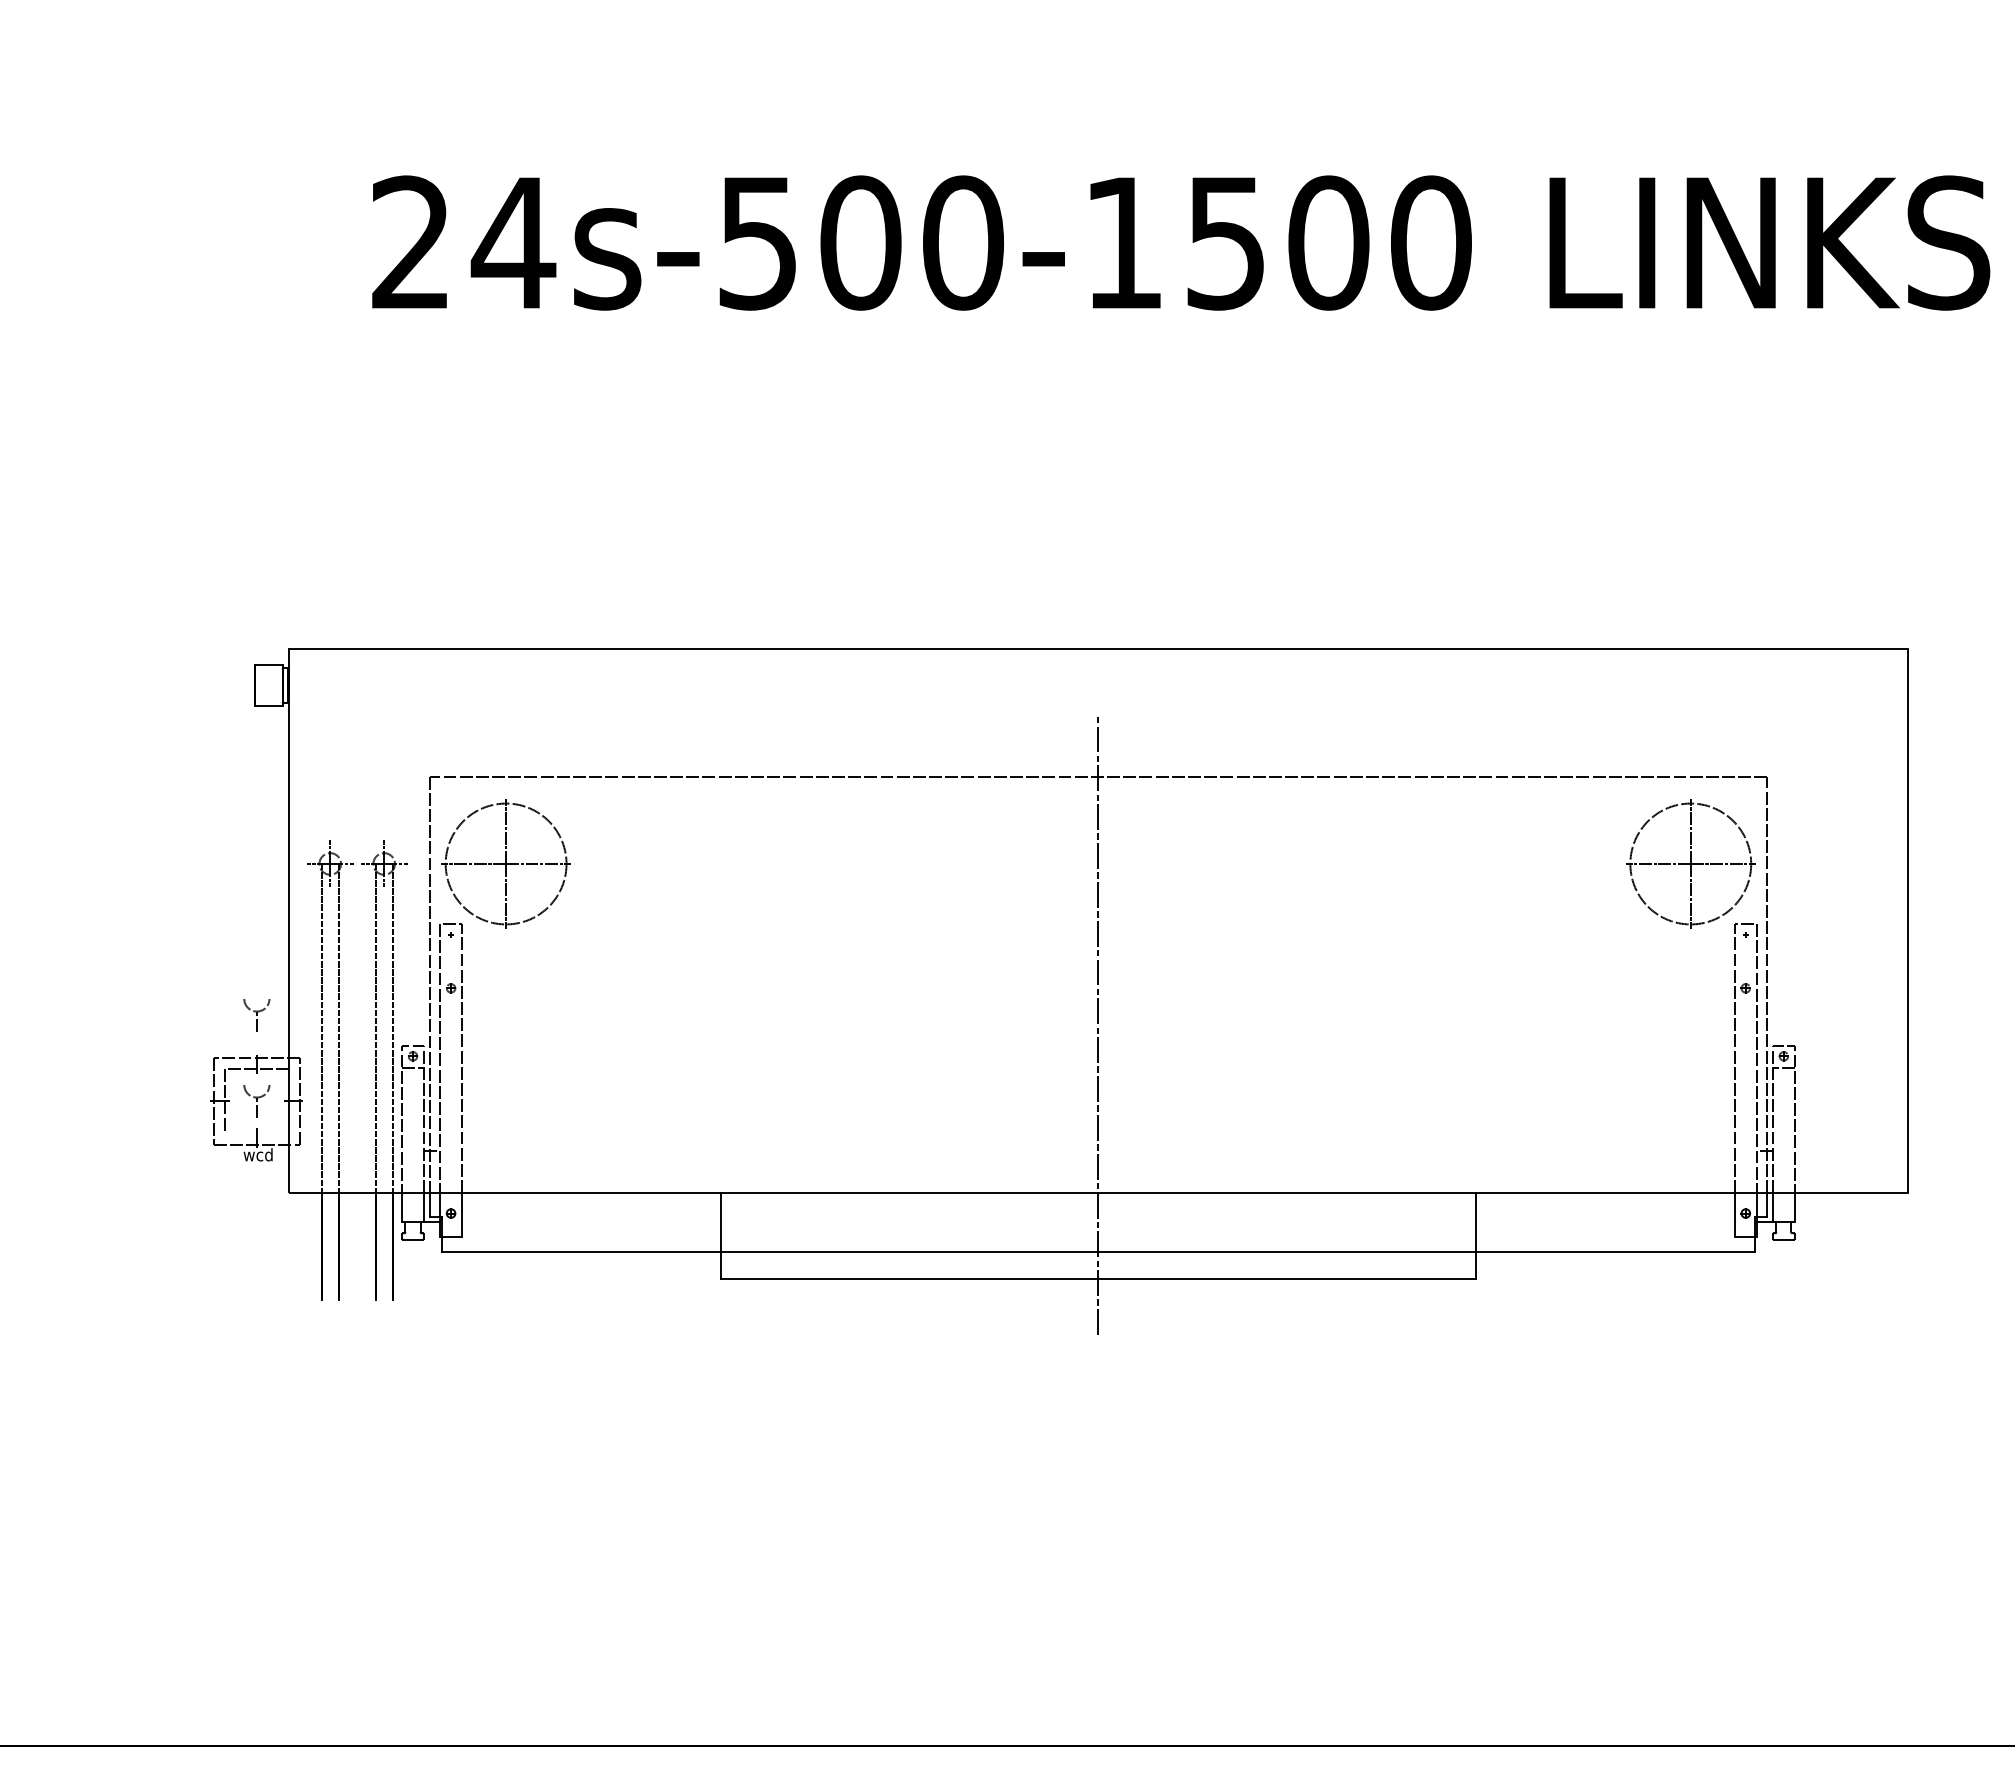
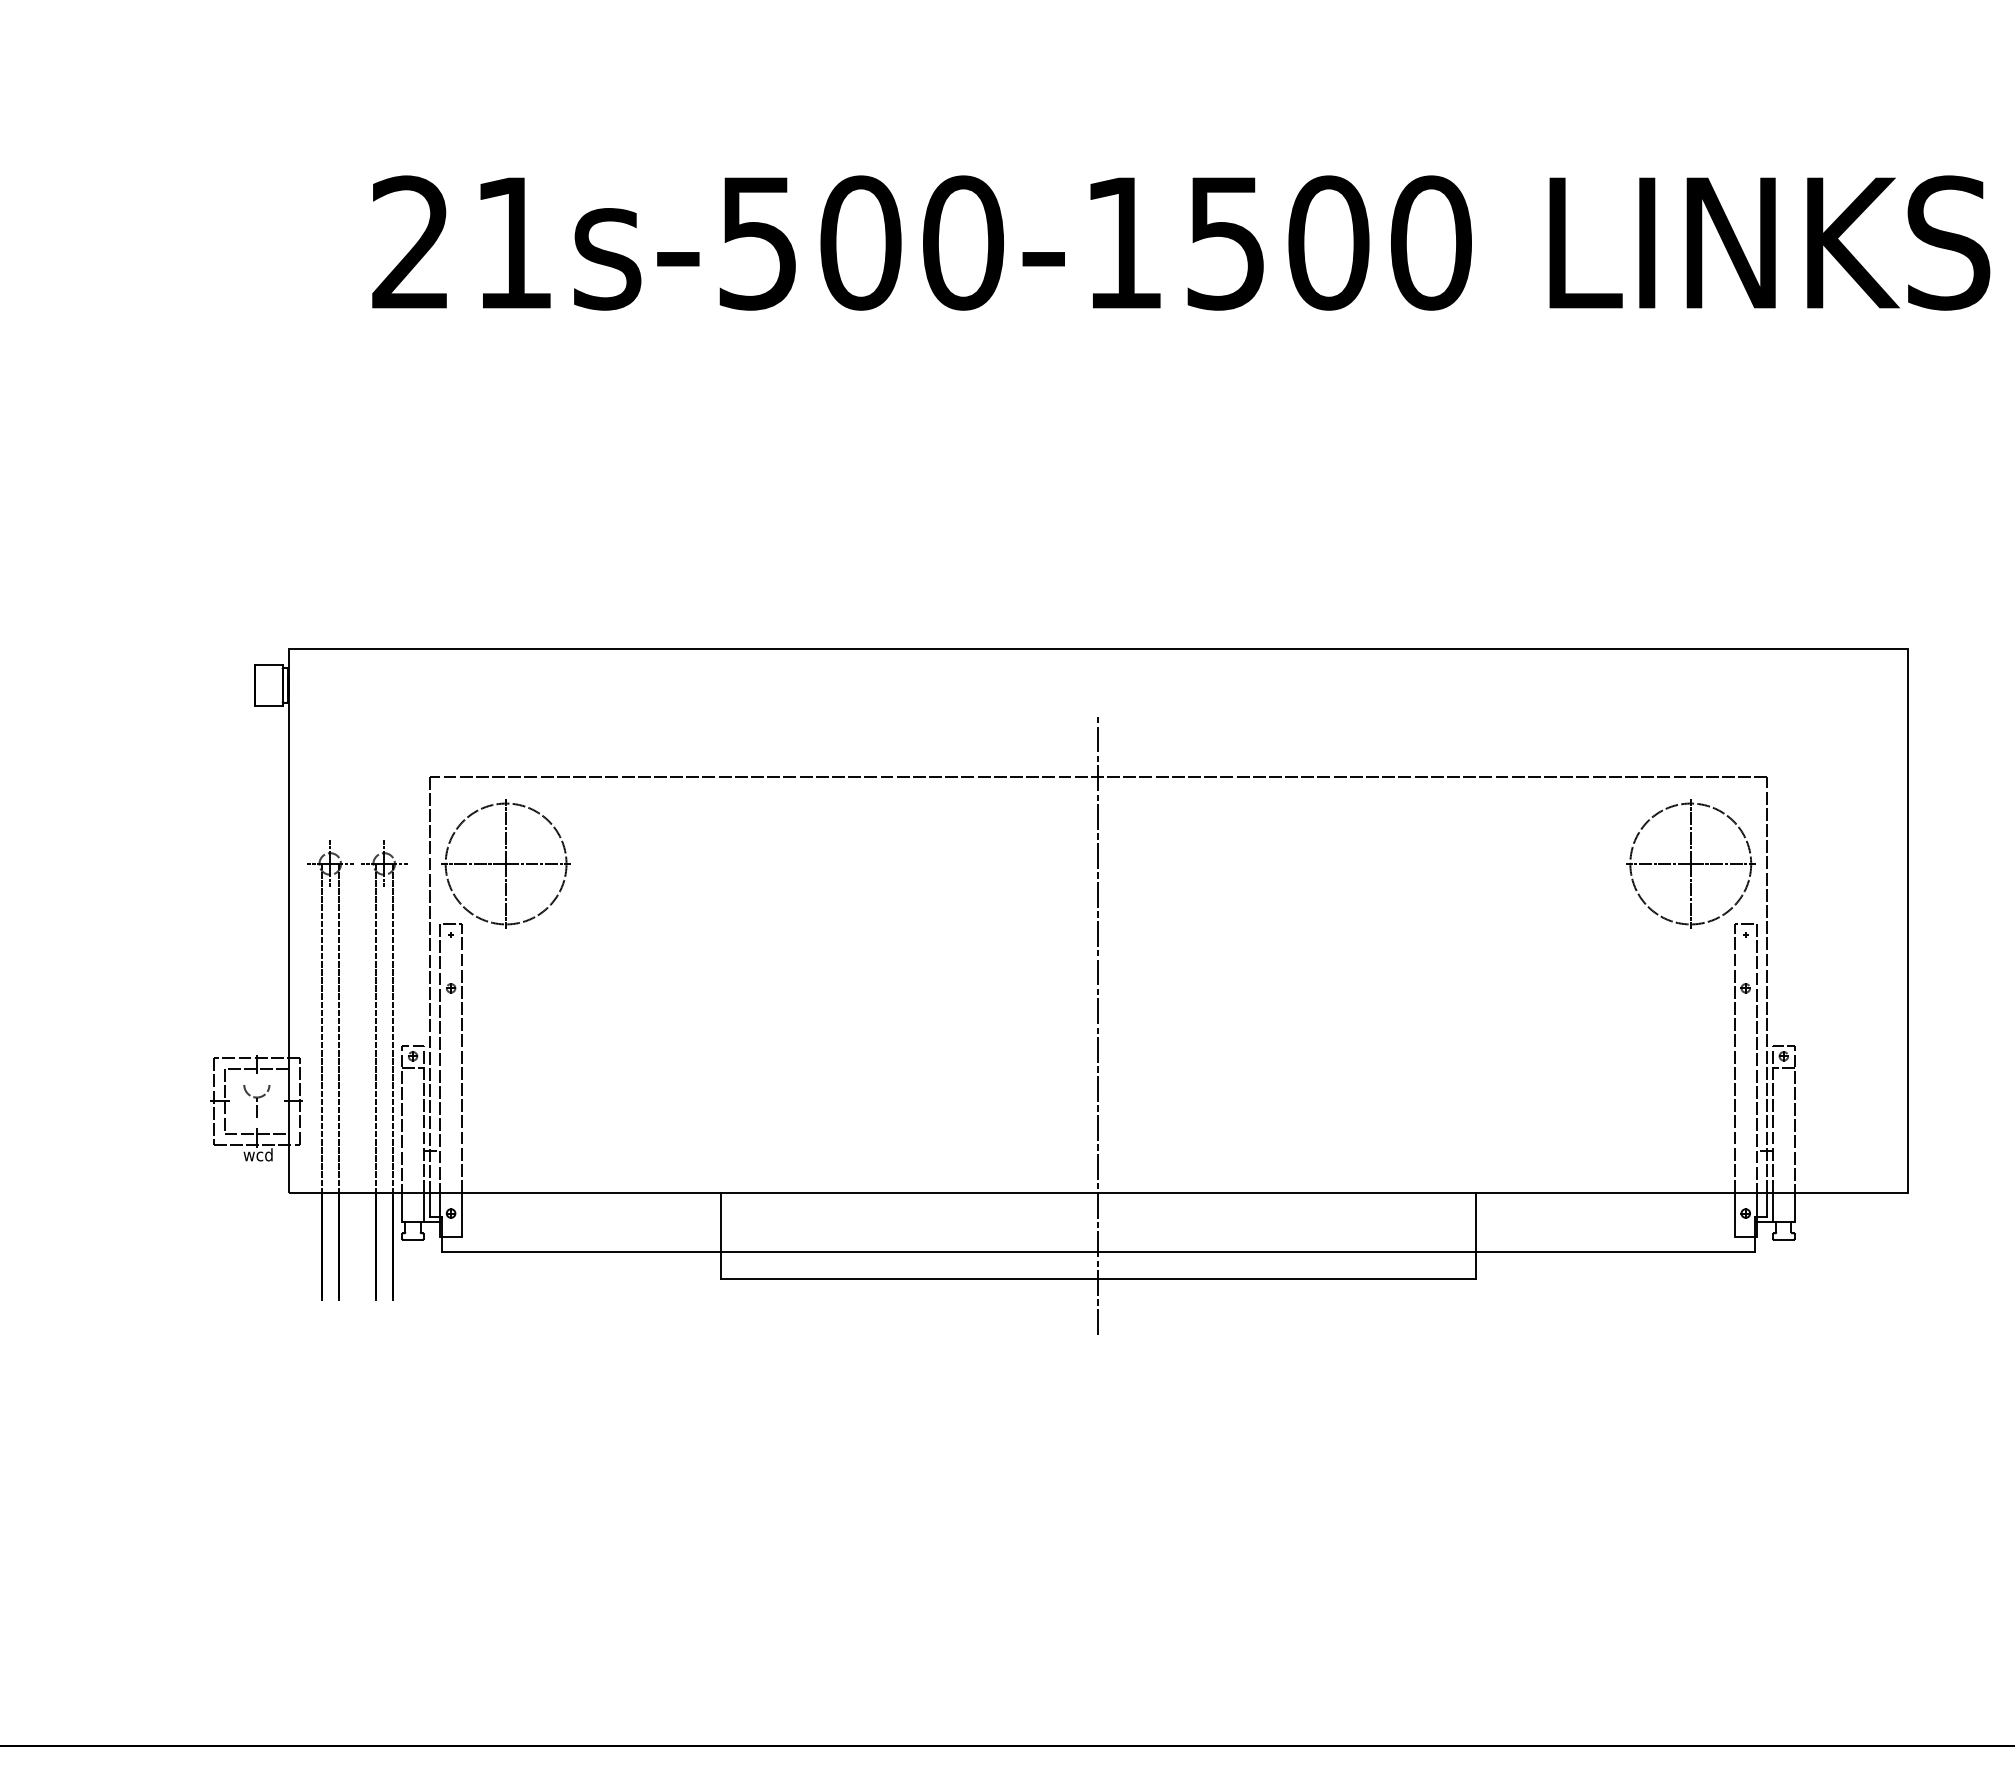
text: 24s-500-1500 -> 21s-500-1500 (513, 242)
part: present -> none (256, 1015)
line: none -> present (256, 1133)
